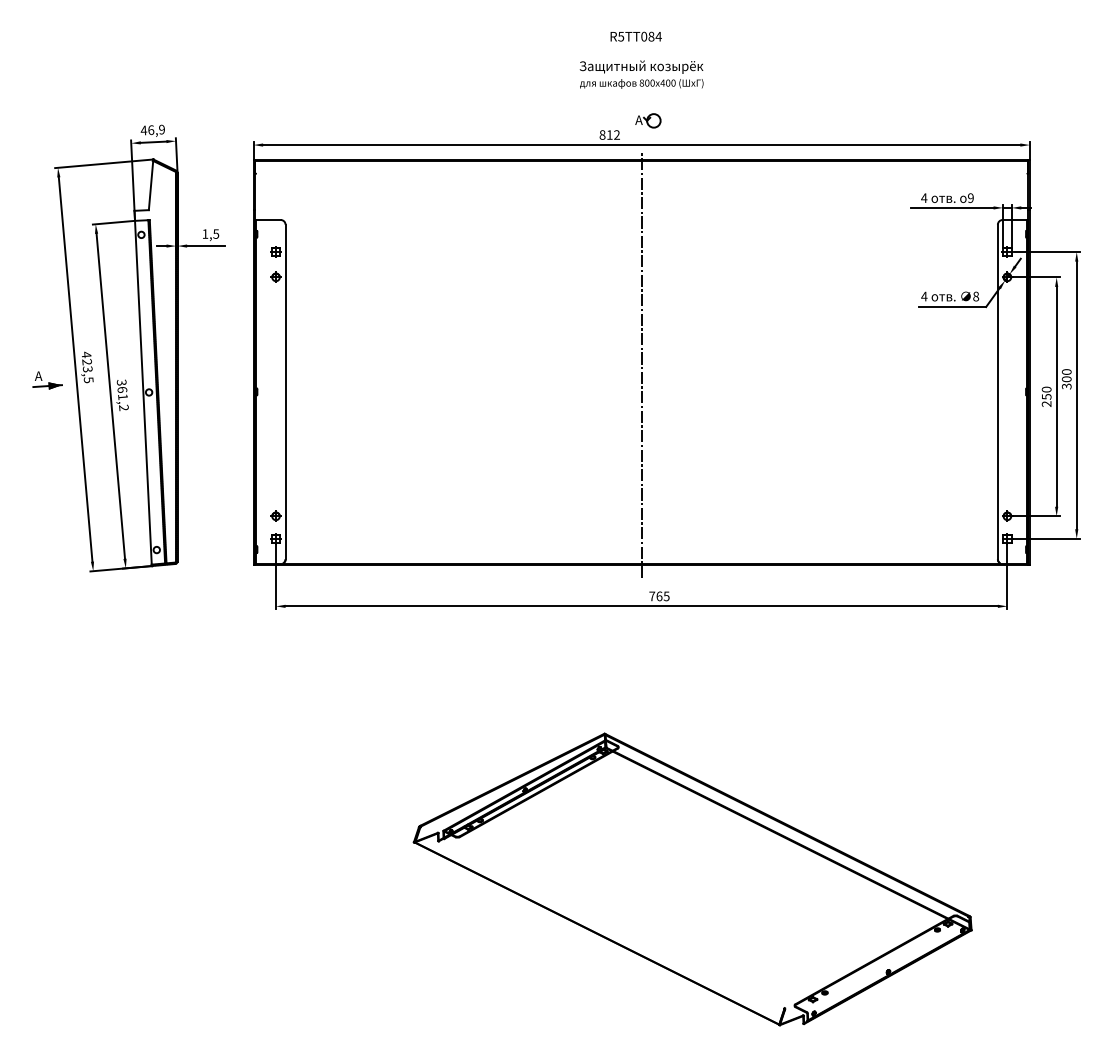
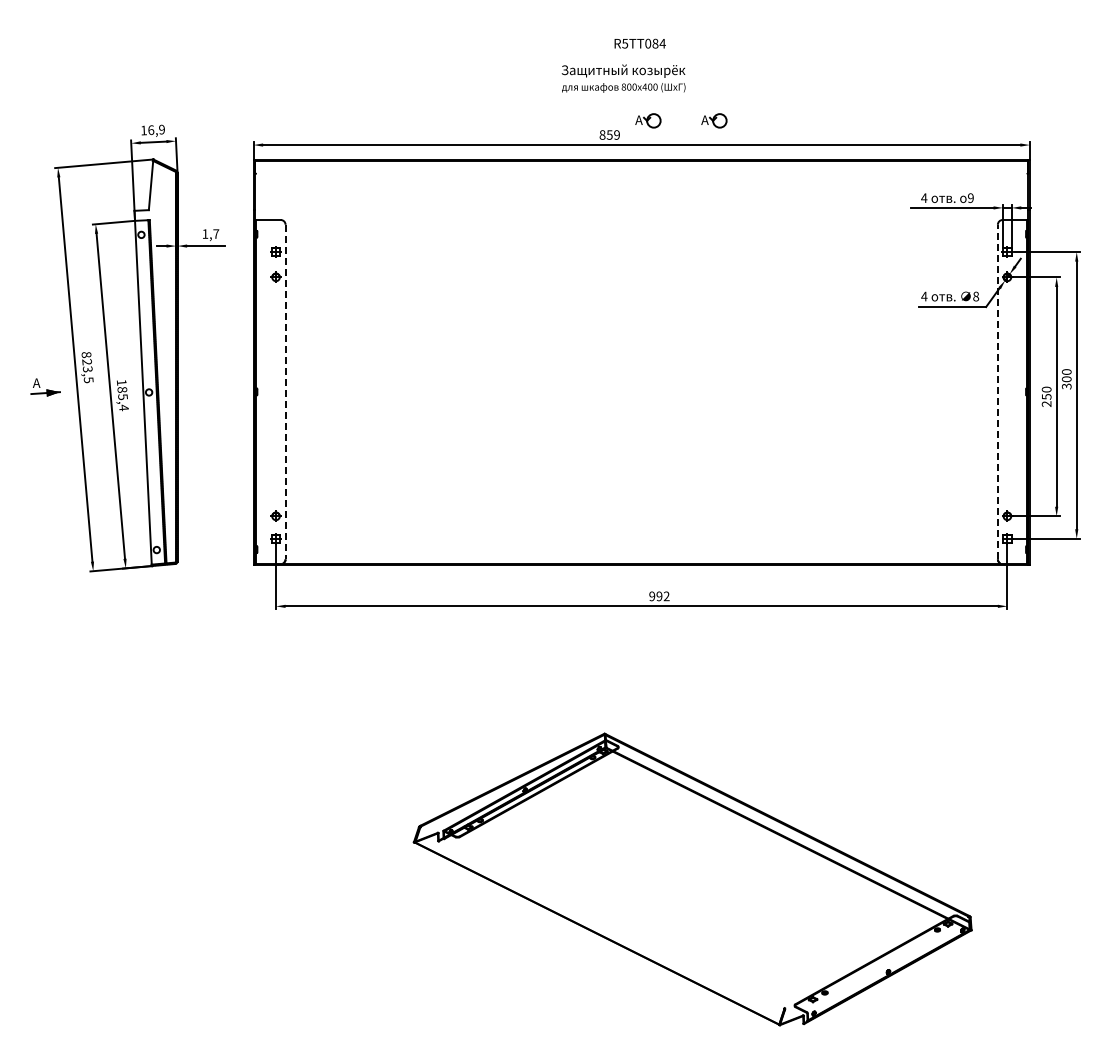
text position: (635, 36) -> (639, 43) (639, 43)
text position: (641, 74) -> (623, 78) (623, 78)
part: none -> present (714, 120)
text: 46,9 -> 16,9 (143, 130)
text: 812 -> 859 (612, 134)
text: 1,5 -> 1,7 (216, 233)
text: 423,5 -> 823,5 (86, 354)
line: present -> none (641, 364)
part position: (47, 380) -> (45, 387) (45, 387)
line: solid -> dashed (997, 391)
line: solid -> dashed (285, 392)
text: 361,2 -> 185,4 (122, 395)
text: 765 -> 992 (659, 596)
